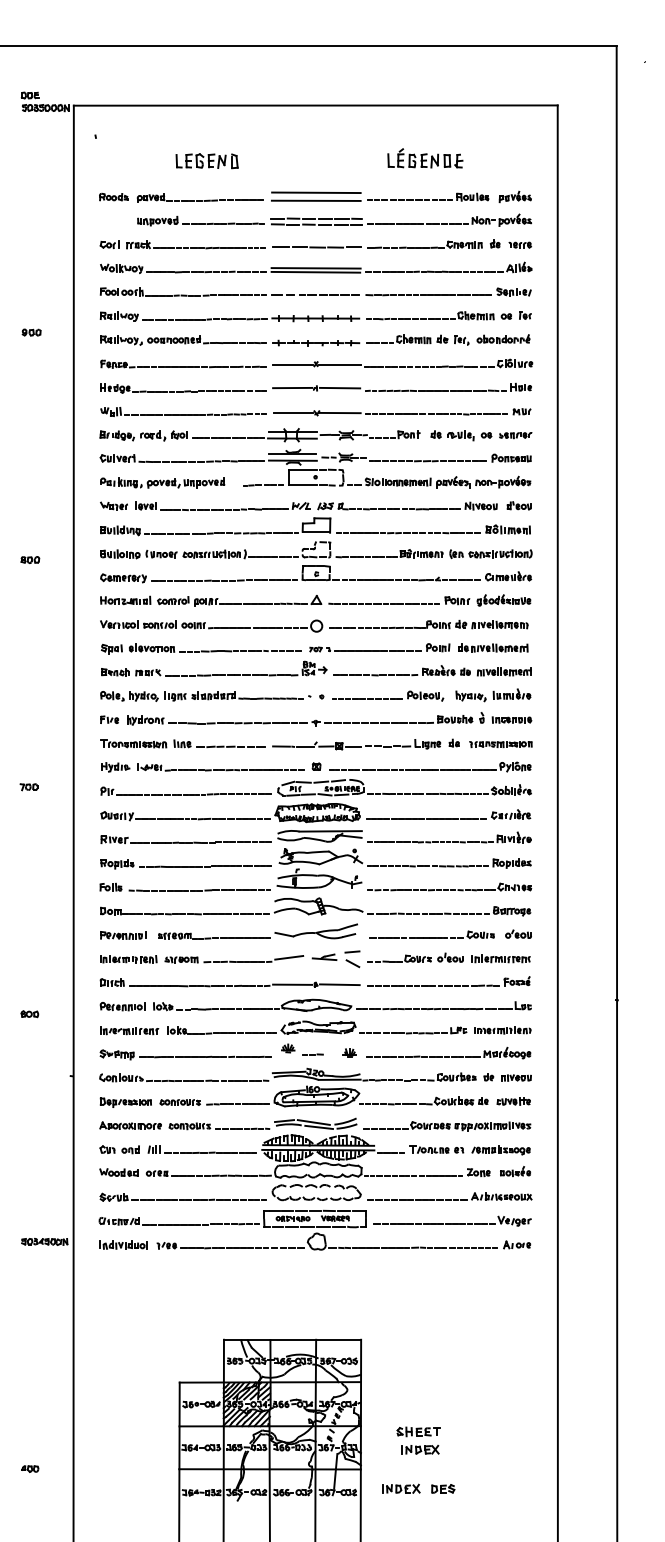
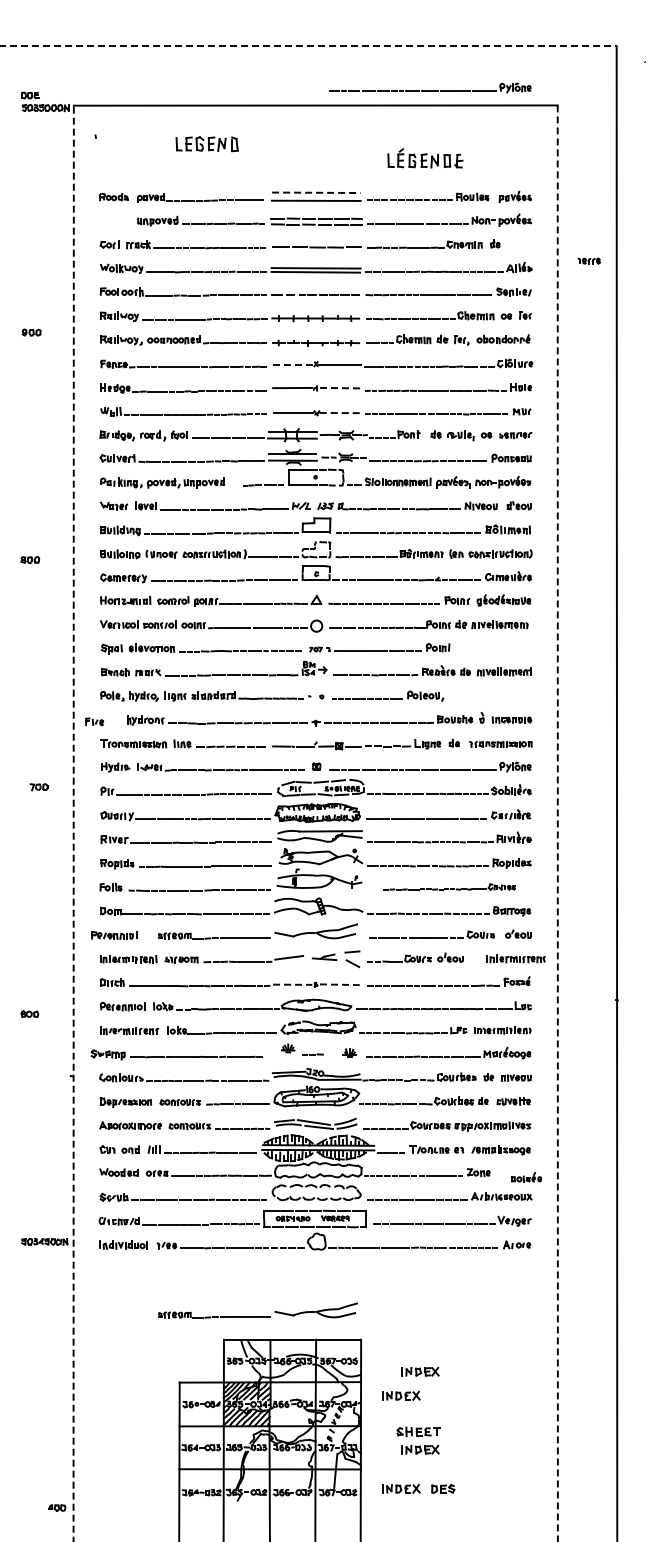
line: solid -> dashed (308, 46)
part: none -> present (430, 87)
part position: (206, 161) -> (206, 144) (206, 144)
line: solid -> dashed (316, 192)
part position: (519, 244) -> (588, 260) (588, 260)
line: solid -> dashed (293, 364)
line: solid -> dashed (340, 388)
line: solid -> dashed (340, 413)
part: present -> none (493, 647)
part: present -> none (493, 695)
part position: (109, 719) -> (94, 721) (94, 721)
part position: (28, 787) -> (38, 787) (38, 787)
line: solid -> dashed (73, 823)
line: solid -> dashed (557, 824)
part size: 166x10 px -> 133x8 px (449, 886)
part position: (123, 935) -> (114, 935) (114, 935)
part position: (500, 958) -> (515, 958) (515, 958)
line: solid -> dashed (292, 984)
line: solid -> dashed (339, 984)
part position: (185, 1054) -> (176, 1054) (176, 1054)
part position: (515, 1171) -> (526, 1177) (526, 1177)
part: none -> present (257, 1310)
part: none -> present (420, 1371)
part: none -> present (401, 1395)
part position: (30, 1468) -> (57, 1507) (57, 1507)
